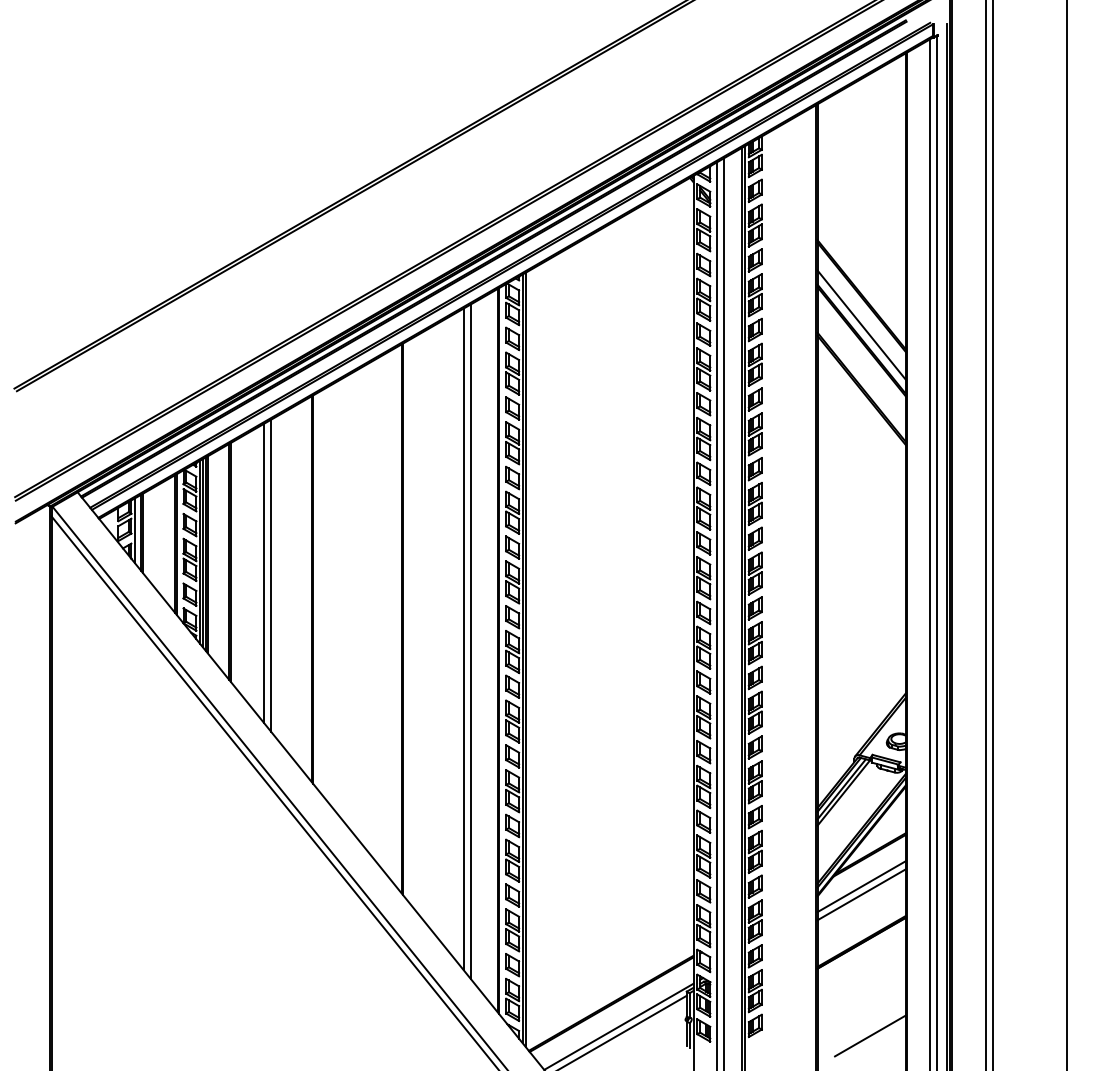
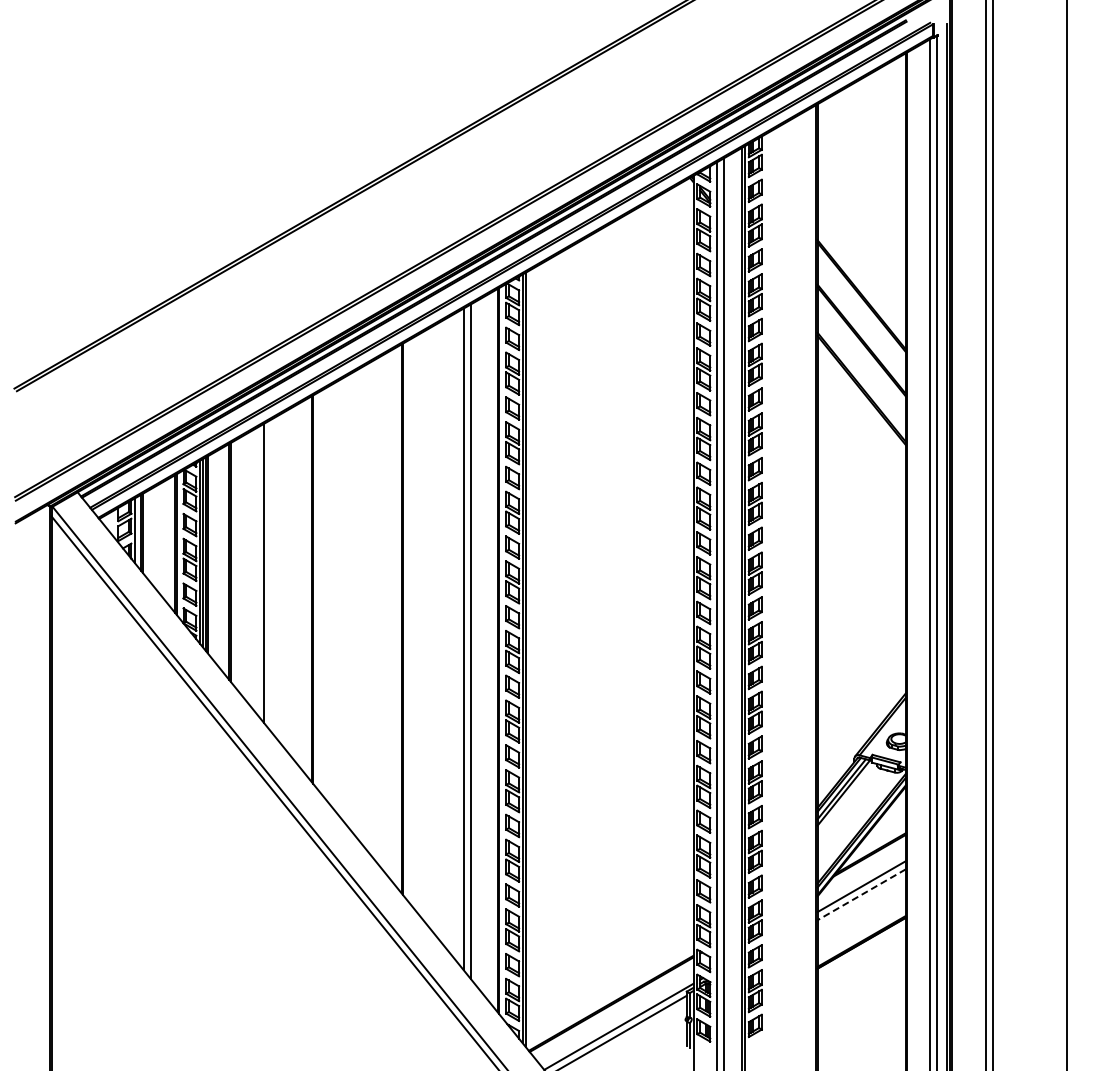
line: present -> none (861, 324)
line: present -> none (271, 575)
line: solid -> dashed (861, 894)
line: present -> none (870, 1035)
